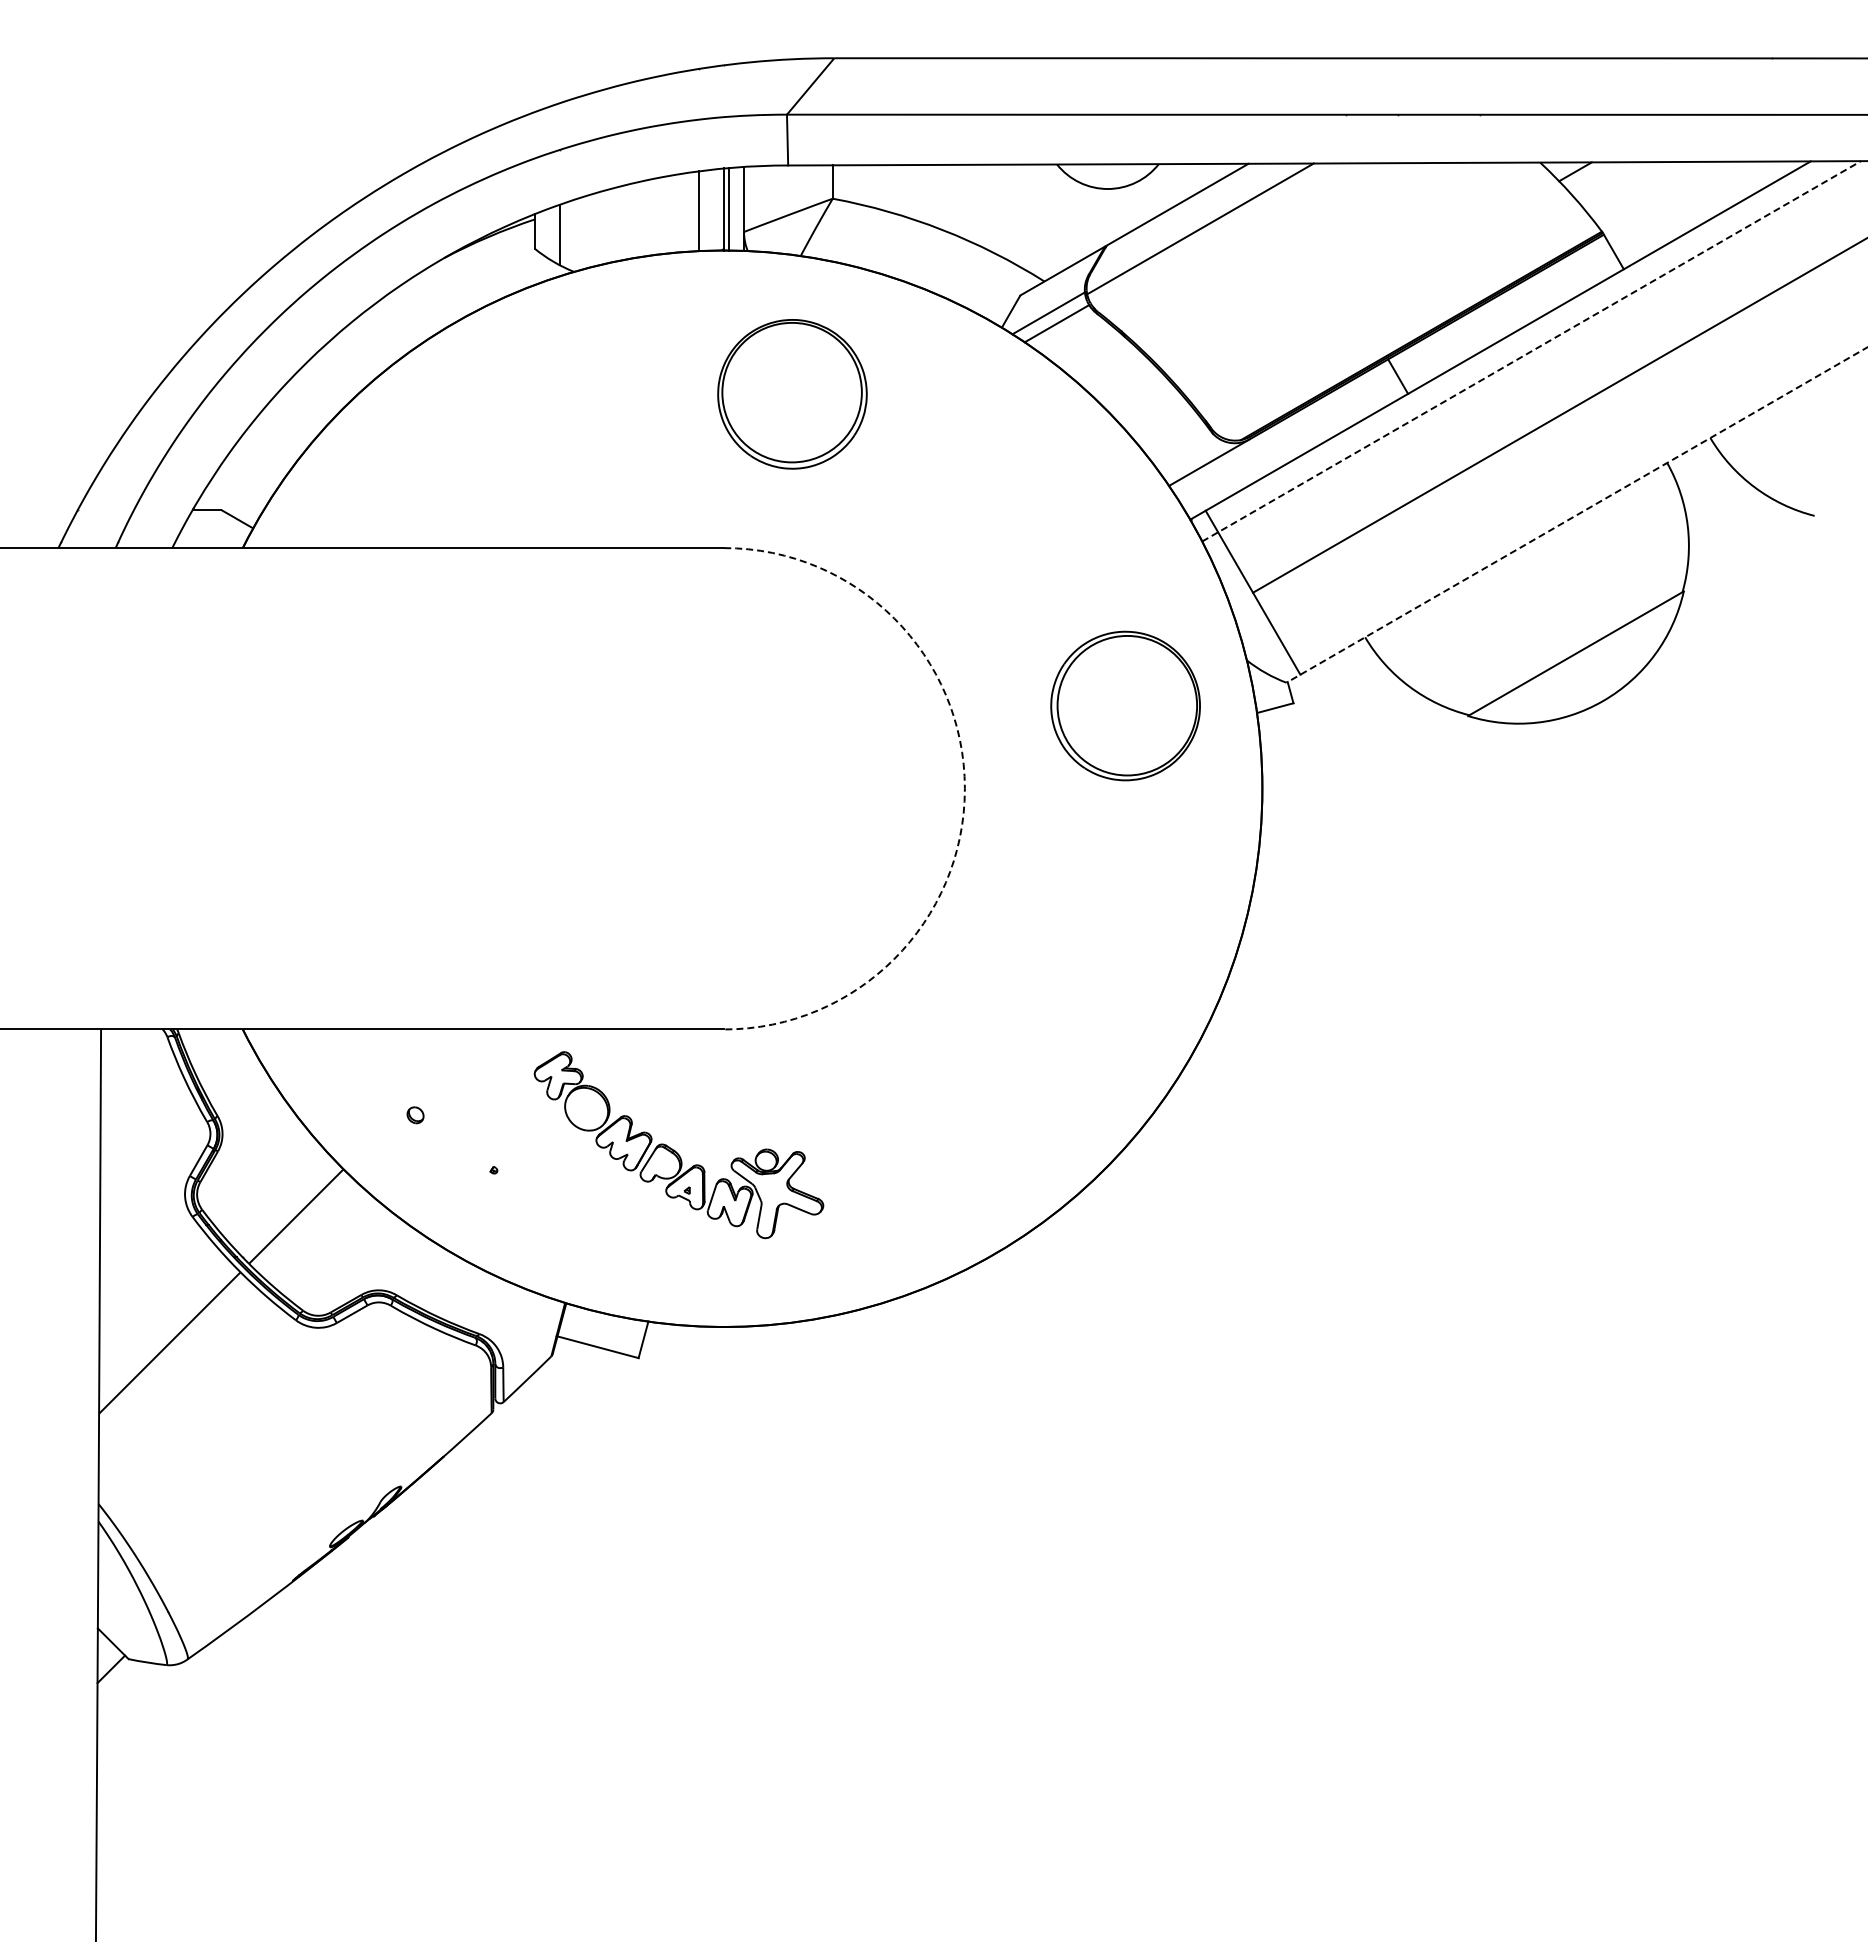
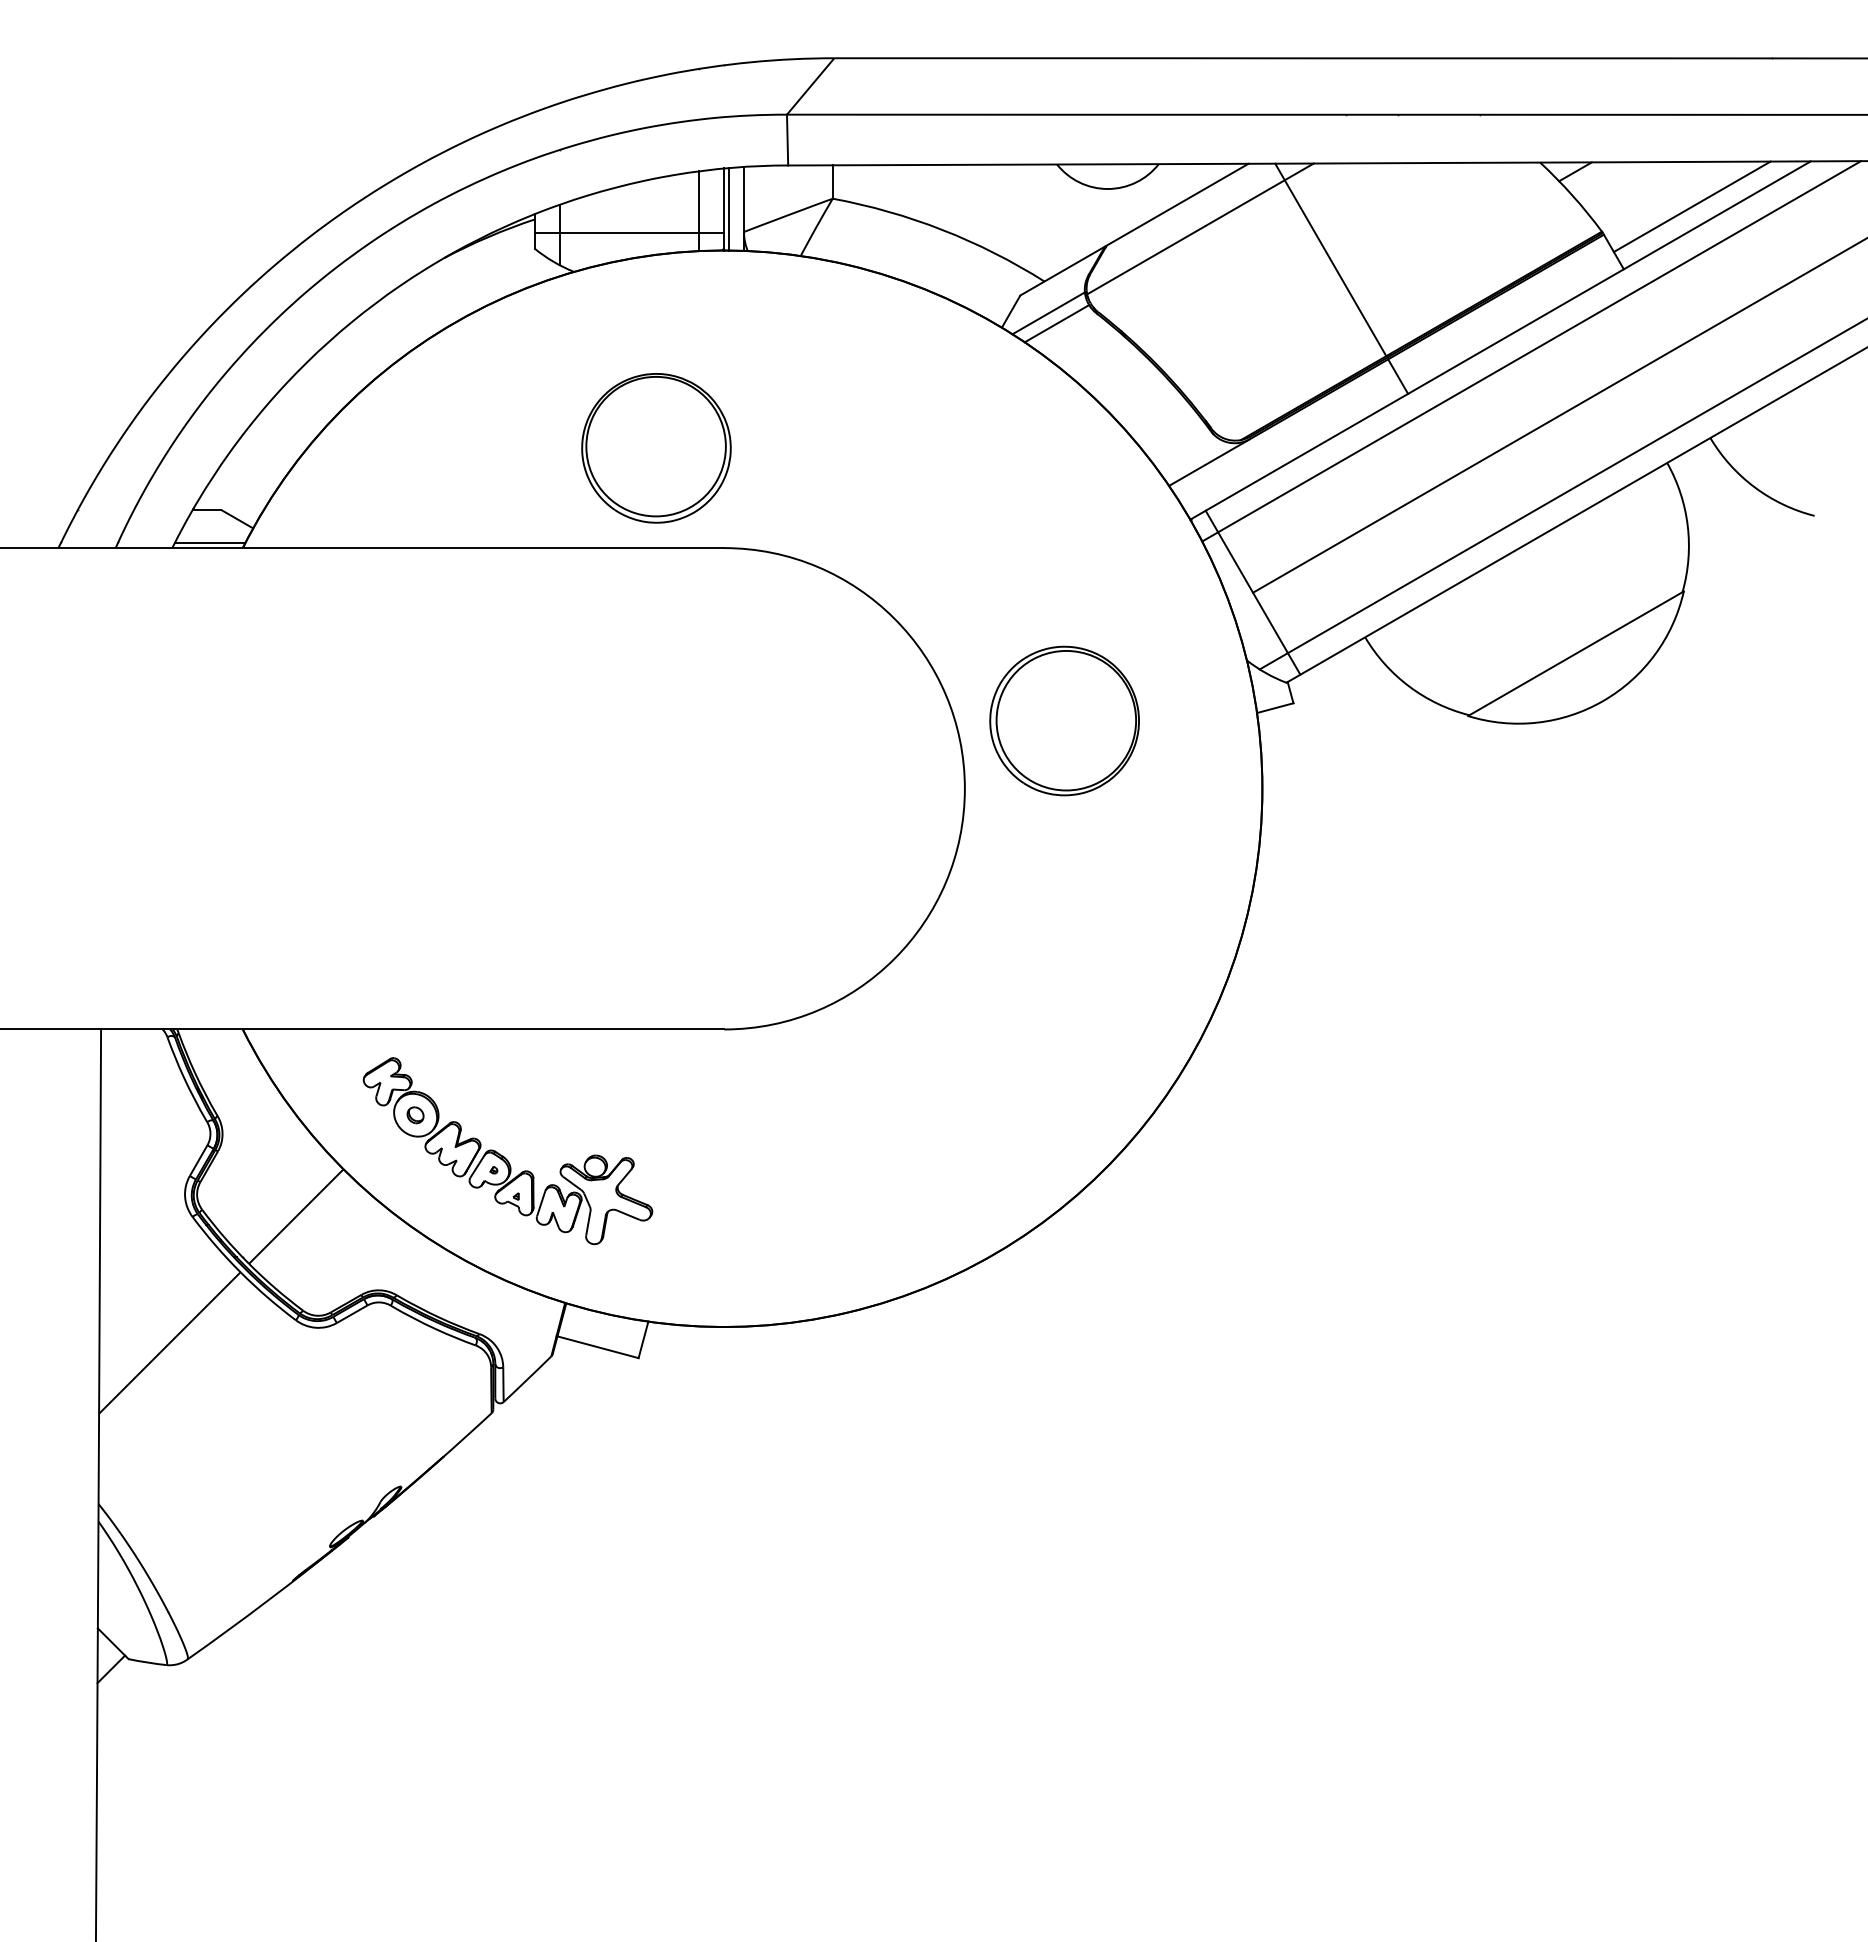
line: none -> present (1691, 206)
line: none -> present (629, 232)
line: none -> present (1331, 260)
line: dashed -> solid (1532, 351)
part position: (792, 394) -> (656, 448) (656, 448)
line: none -> present (1561, 494)
line: dashed -> solid (1576, 515)
line: none -> present (209, 543)
part position: (1125, 705) -> (1064, 720) (1064, 720)
arc: dashed -> solid (964, 788)
part position: (678, 1145) -> (507, 1151) (507, 1151)
